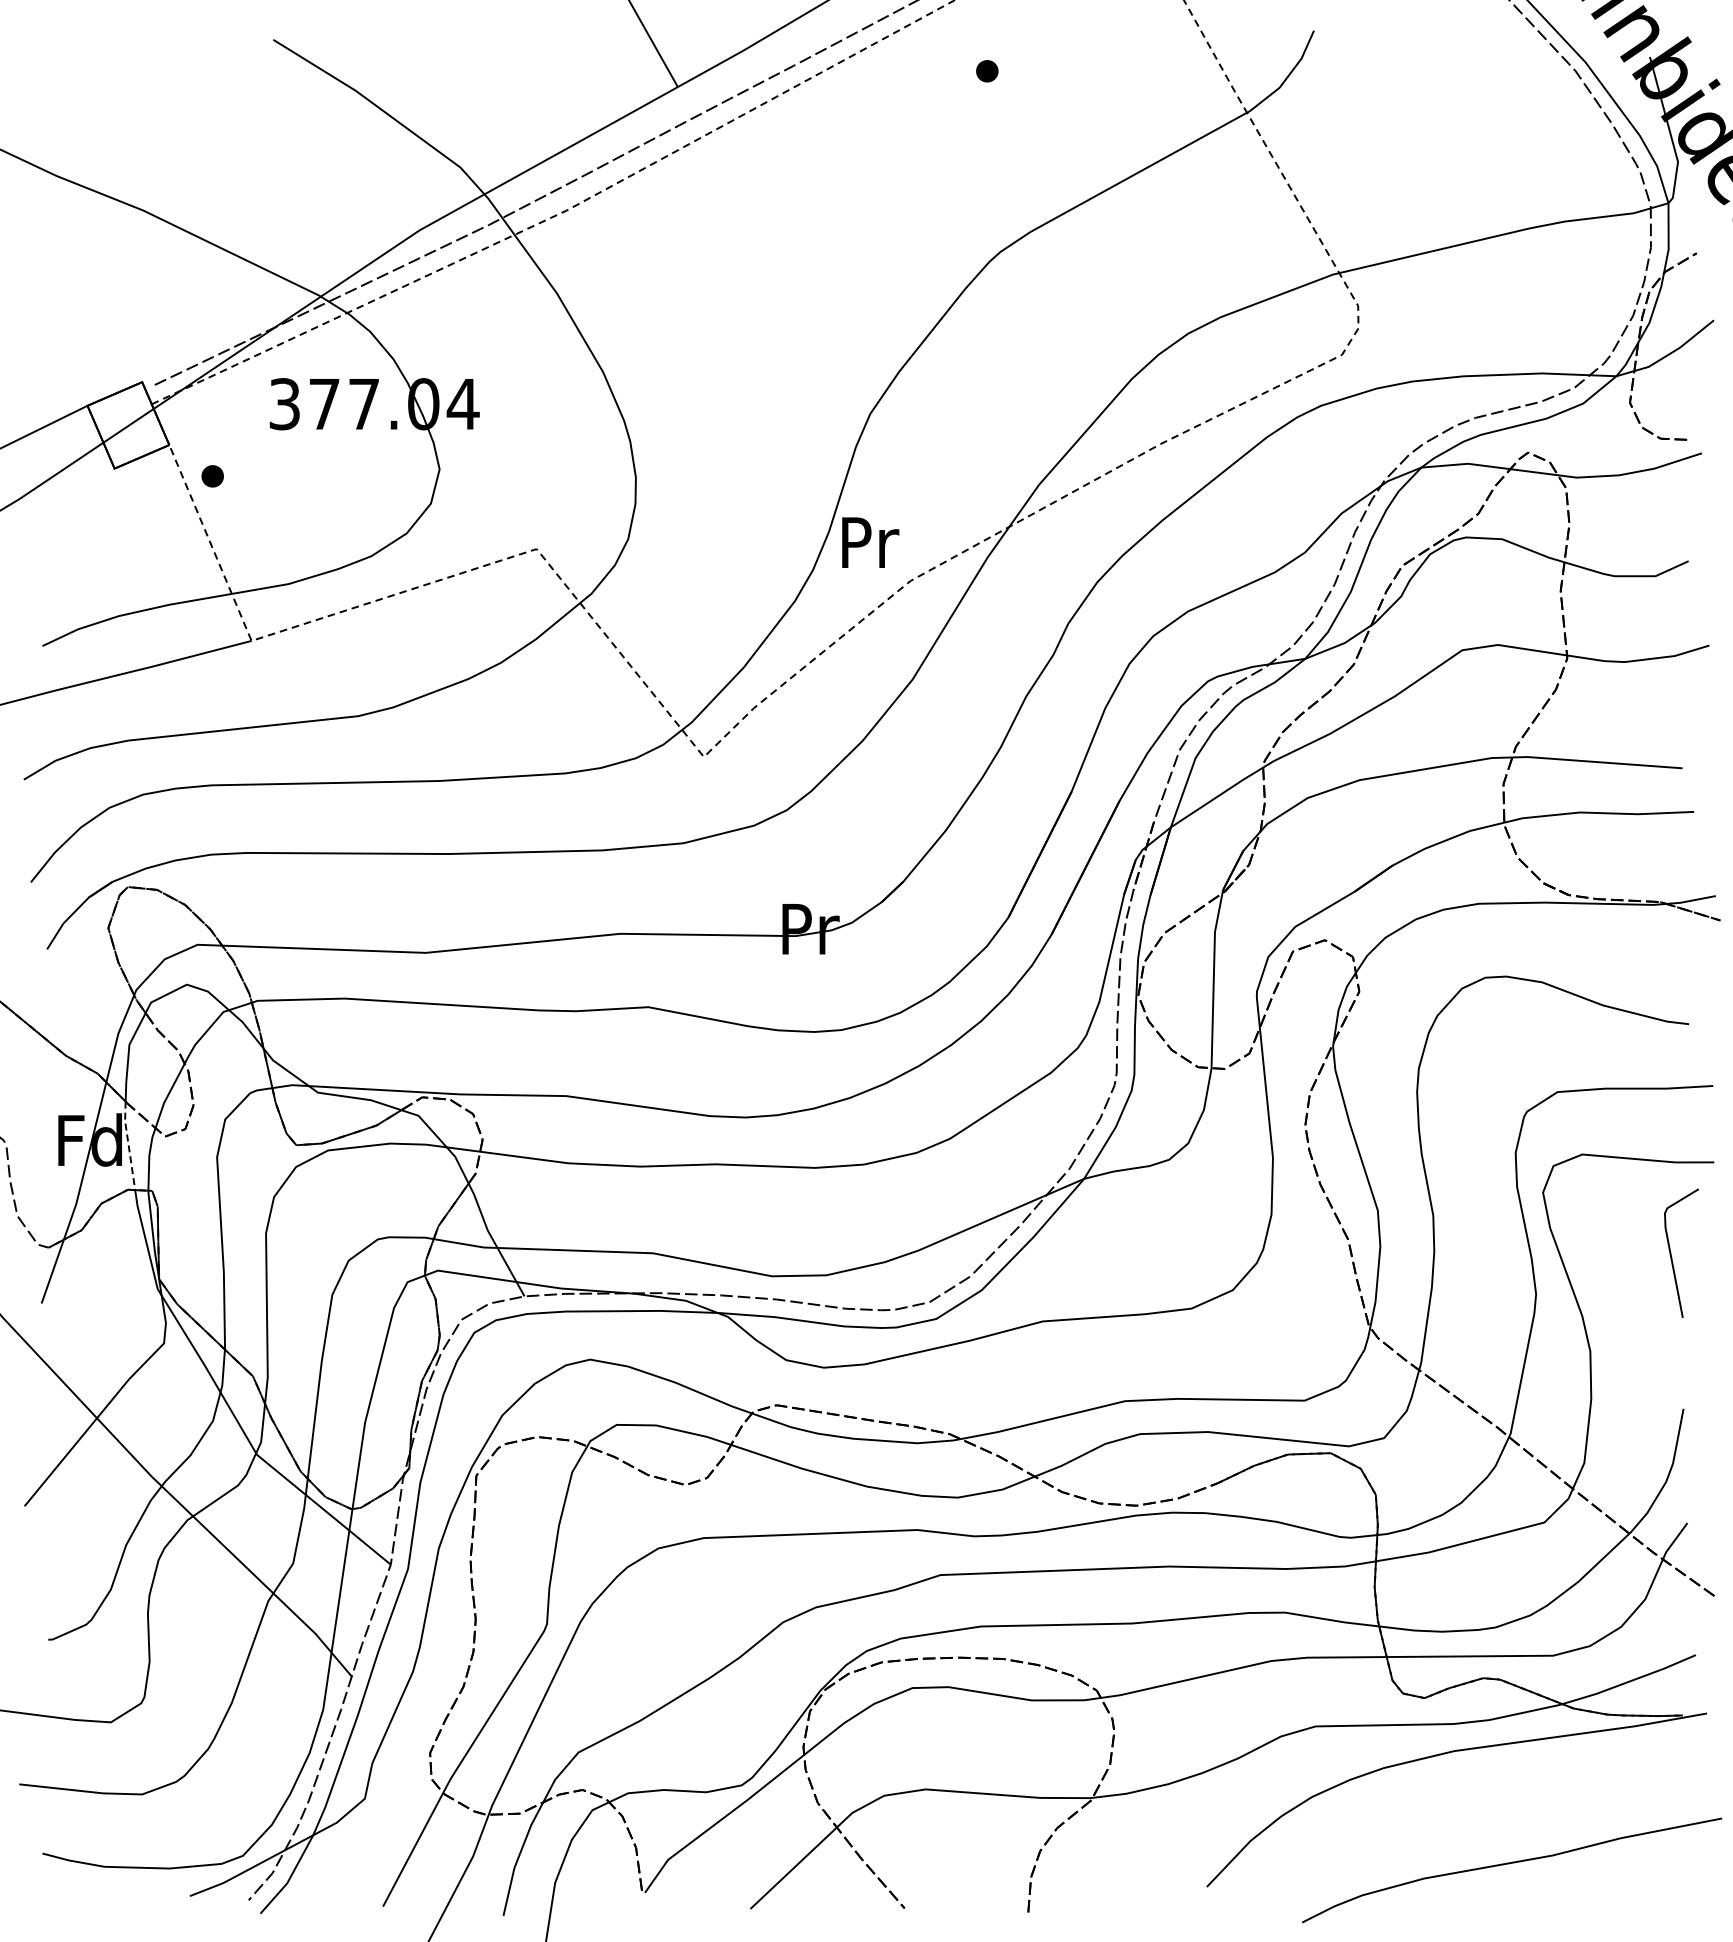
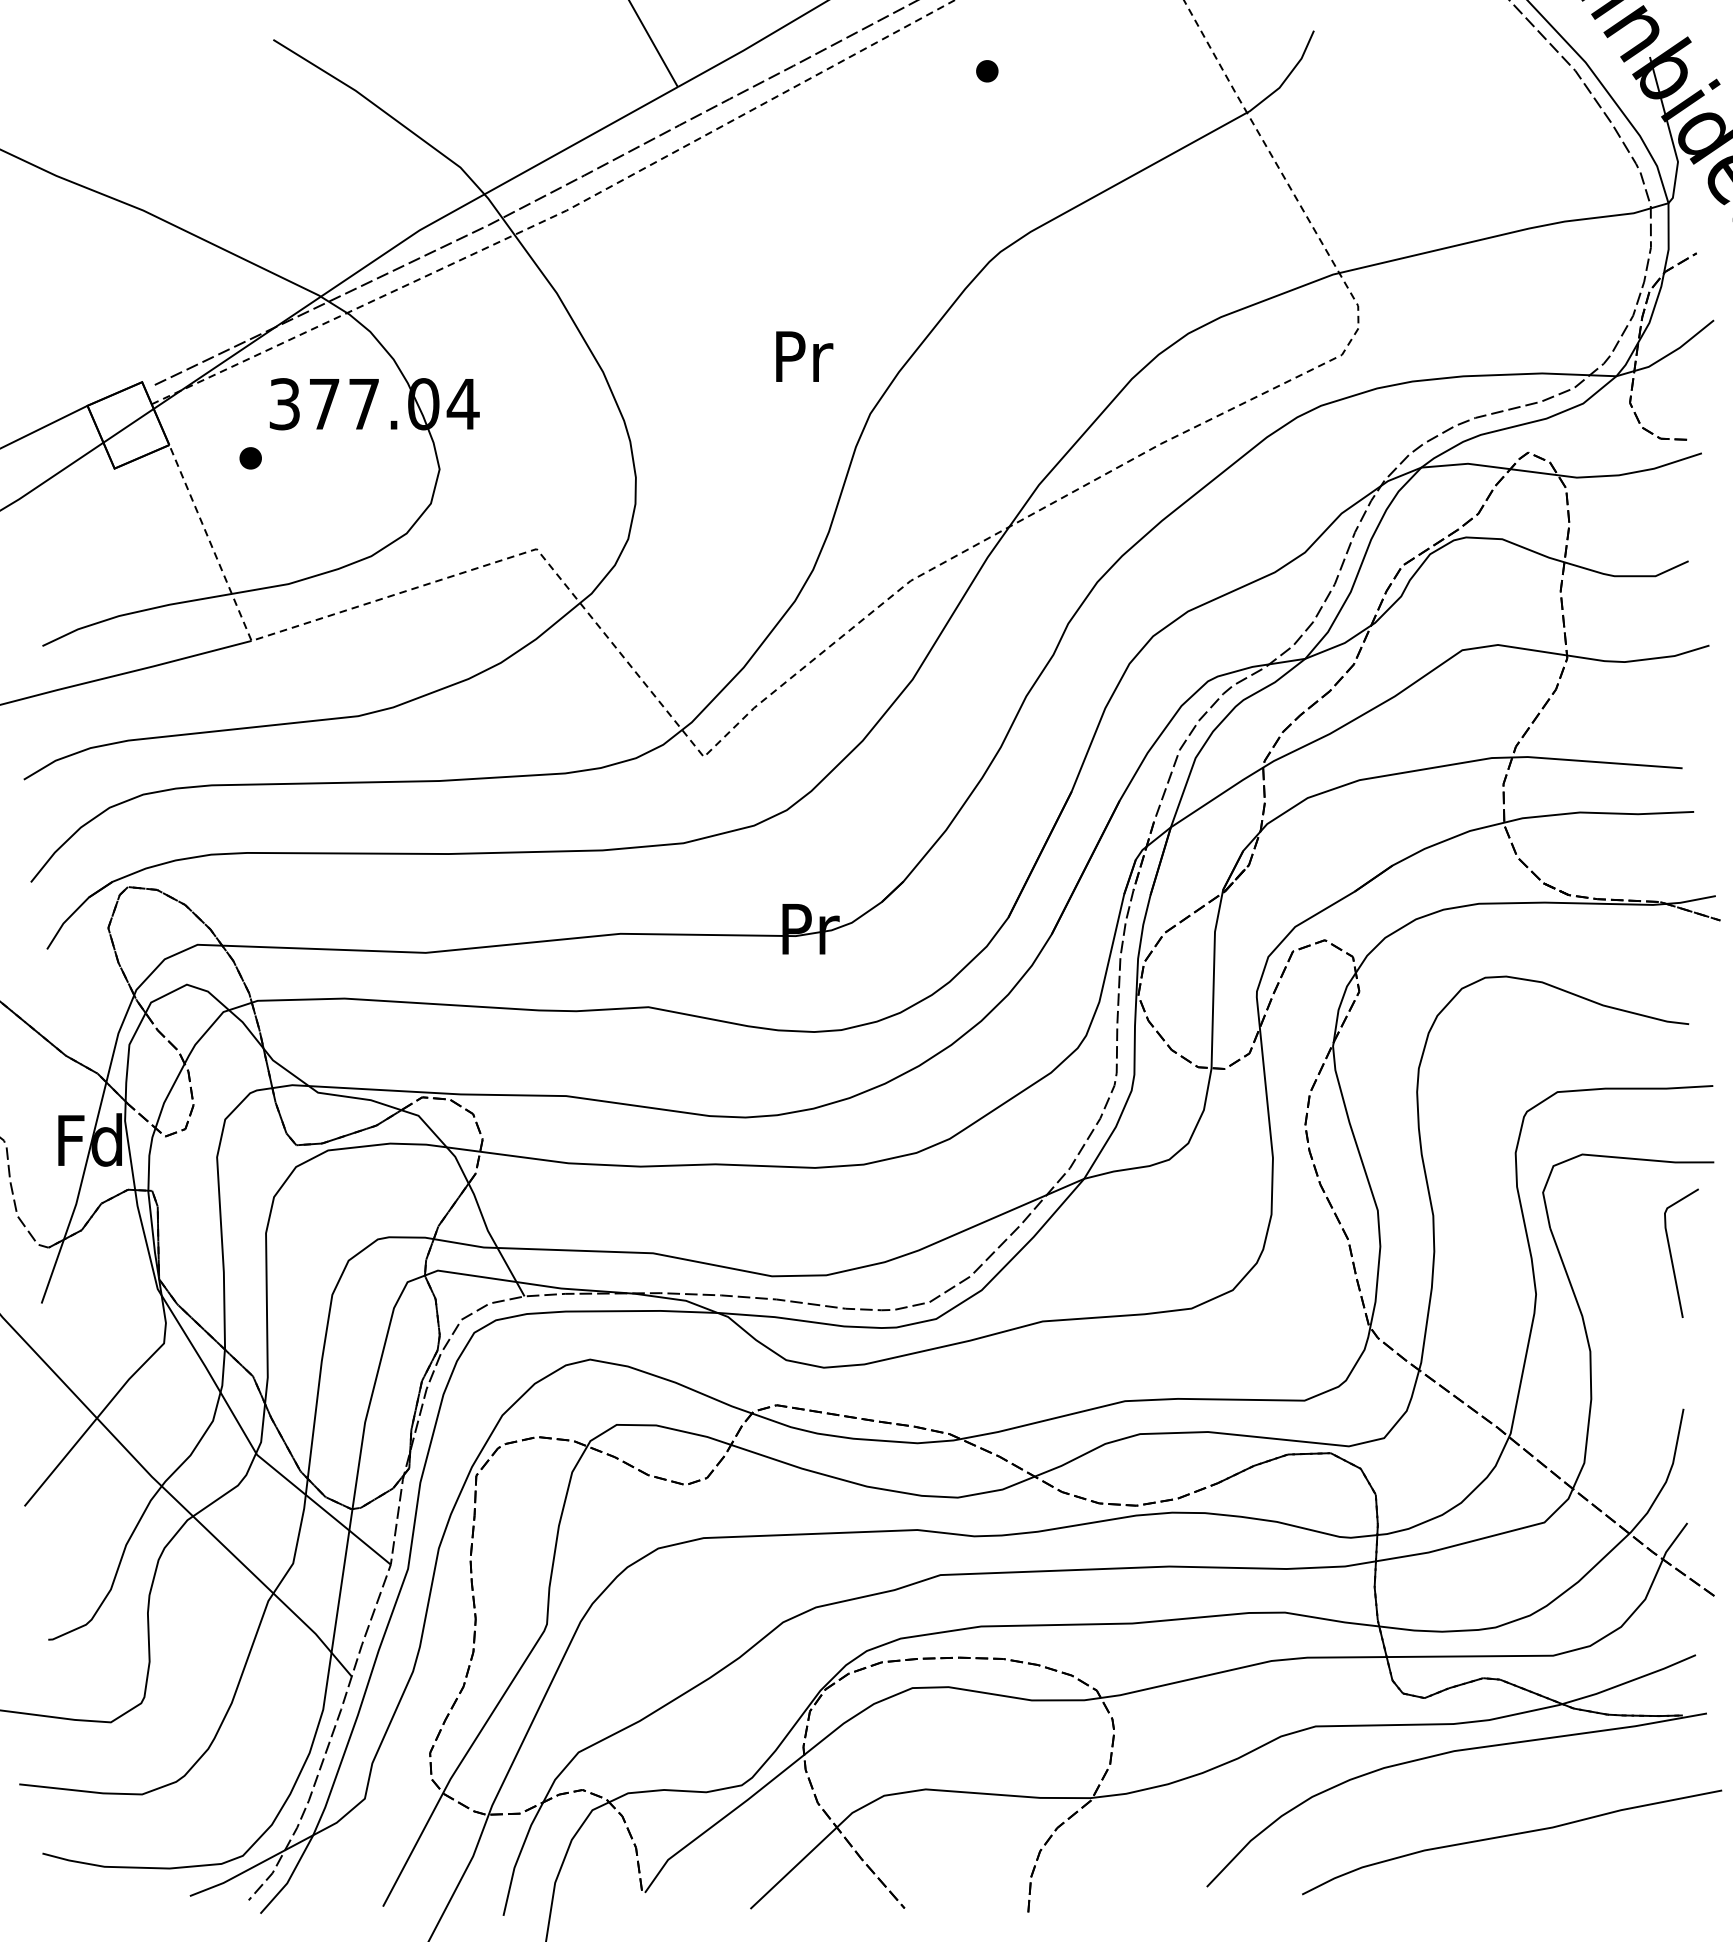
part position: (212, 476) -> (250, 458) (250, 458)
text position: (870, 542) -> (804, 356) (804, 356)
line: dashed -> solid (128, 1145)
curve position: (1509, 1864) -> (1509, 1836) (1509, 1836)
